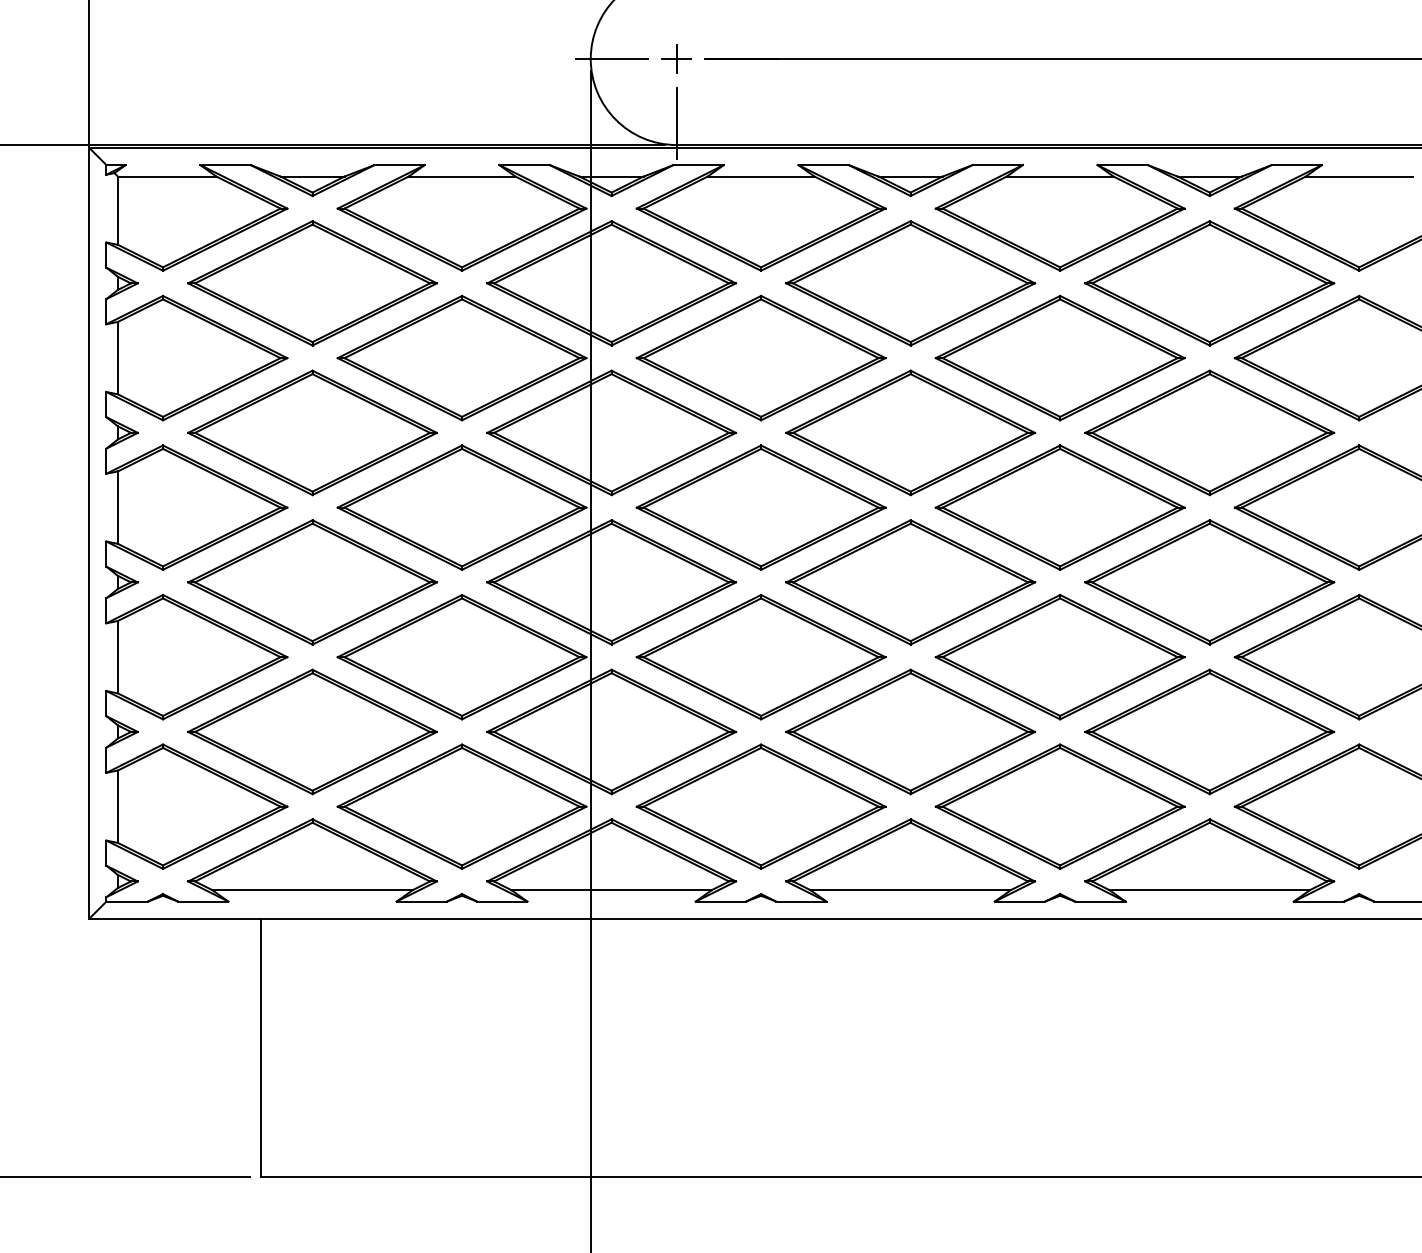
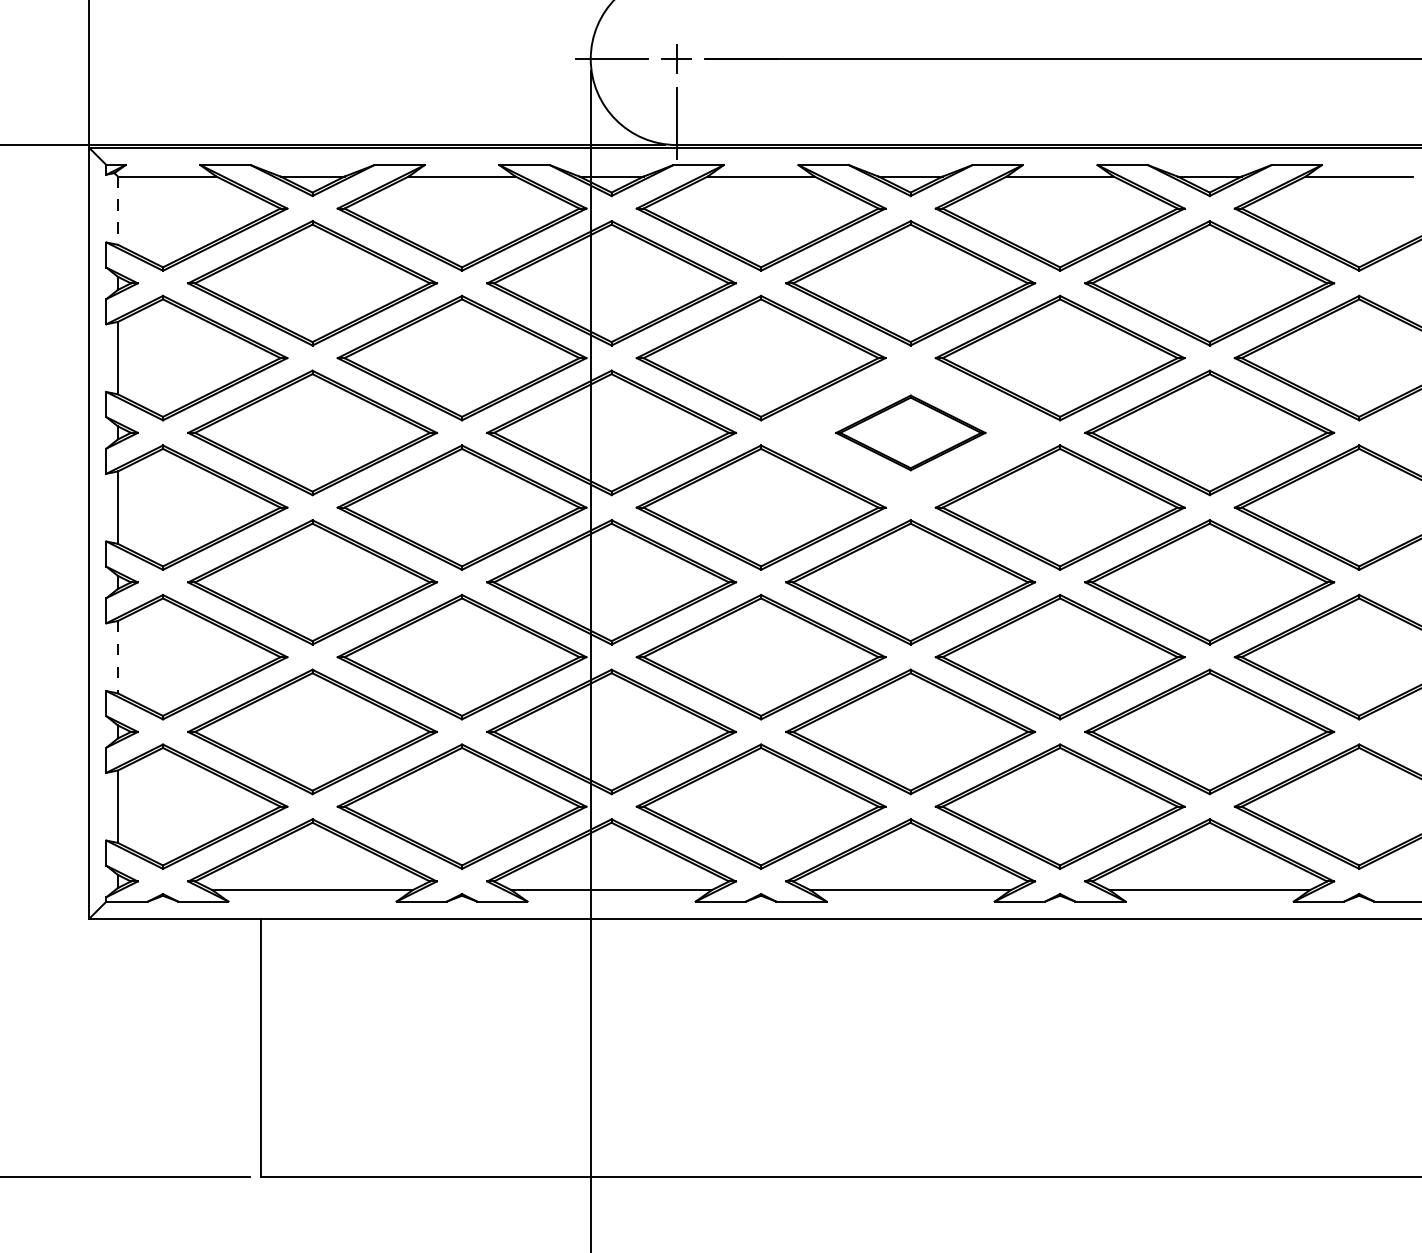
line: solid -> dashed (117, 211)
part size: 252x128 px -> 152x78 px (910, 432)
line: solid -> dashed (117, 657)
